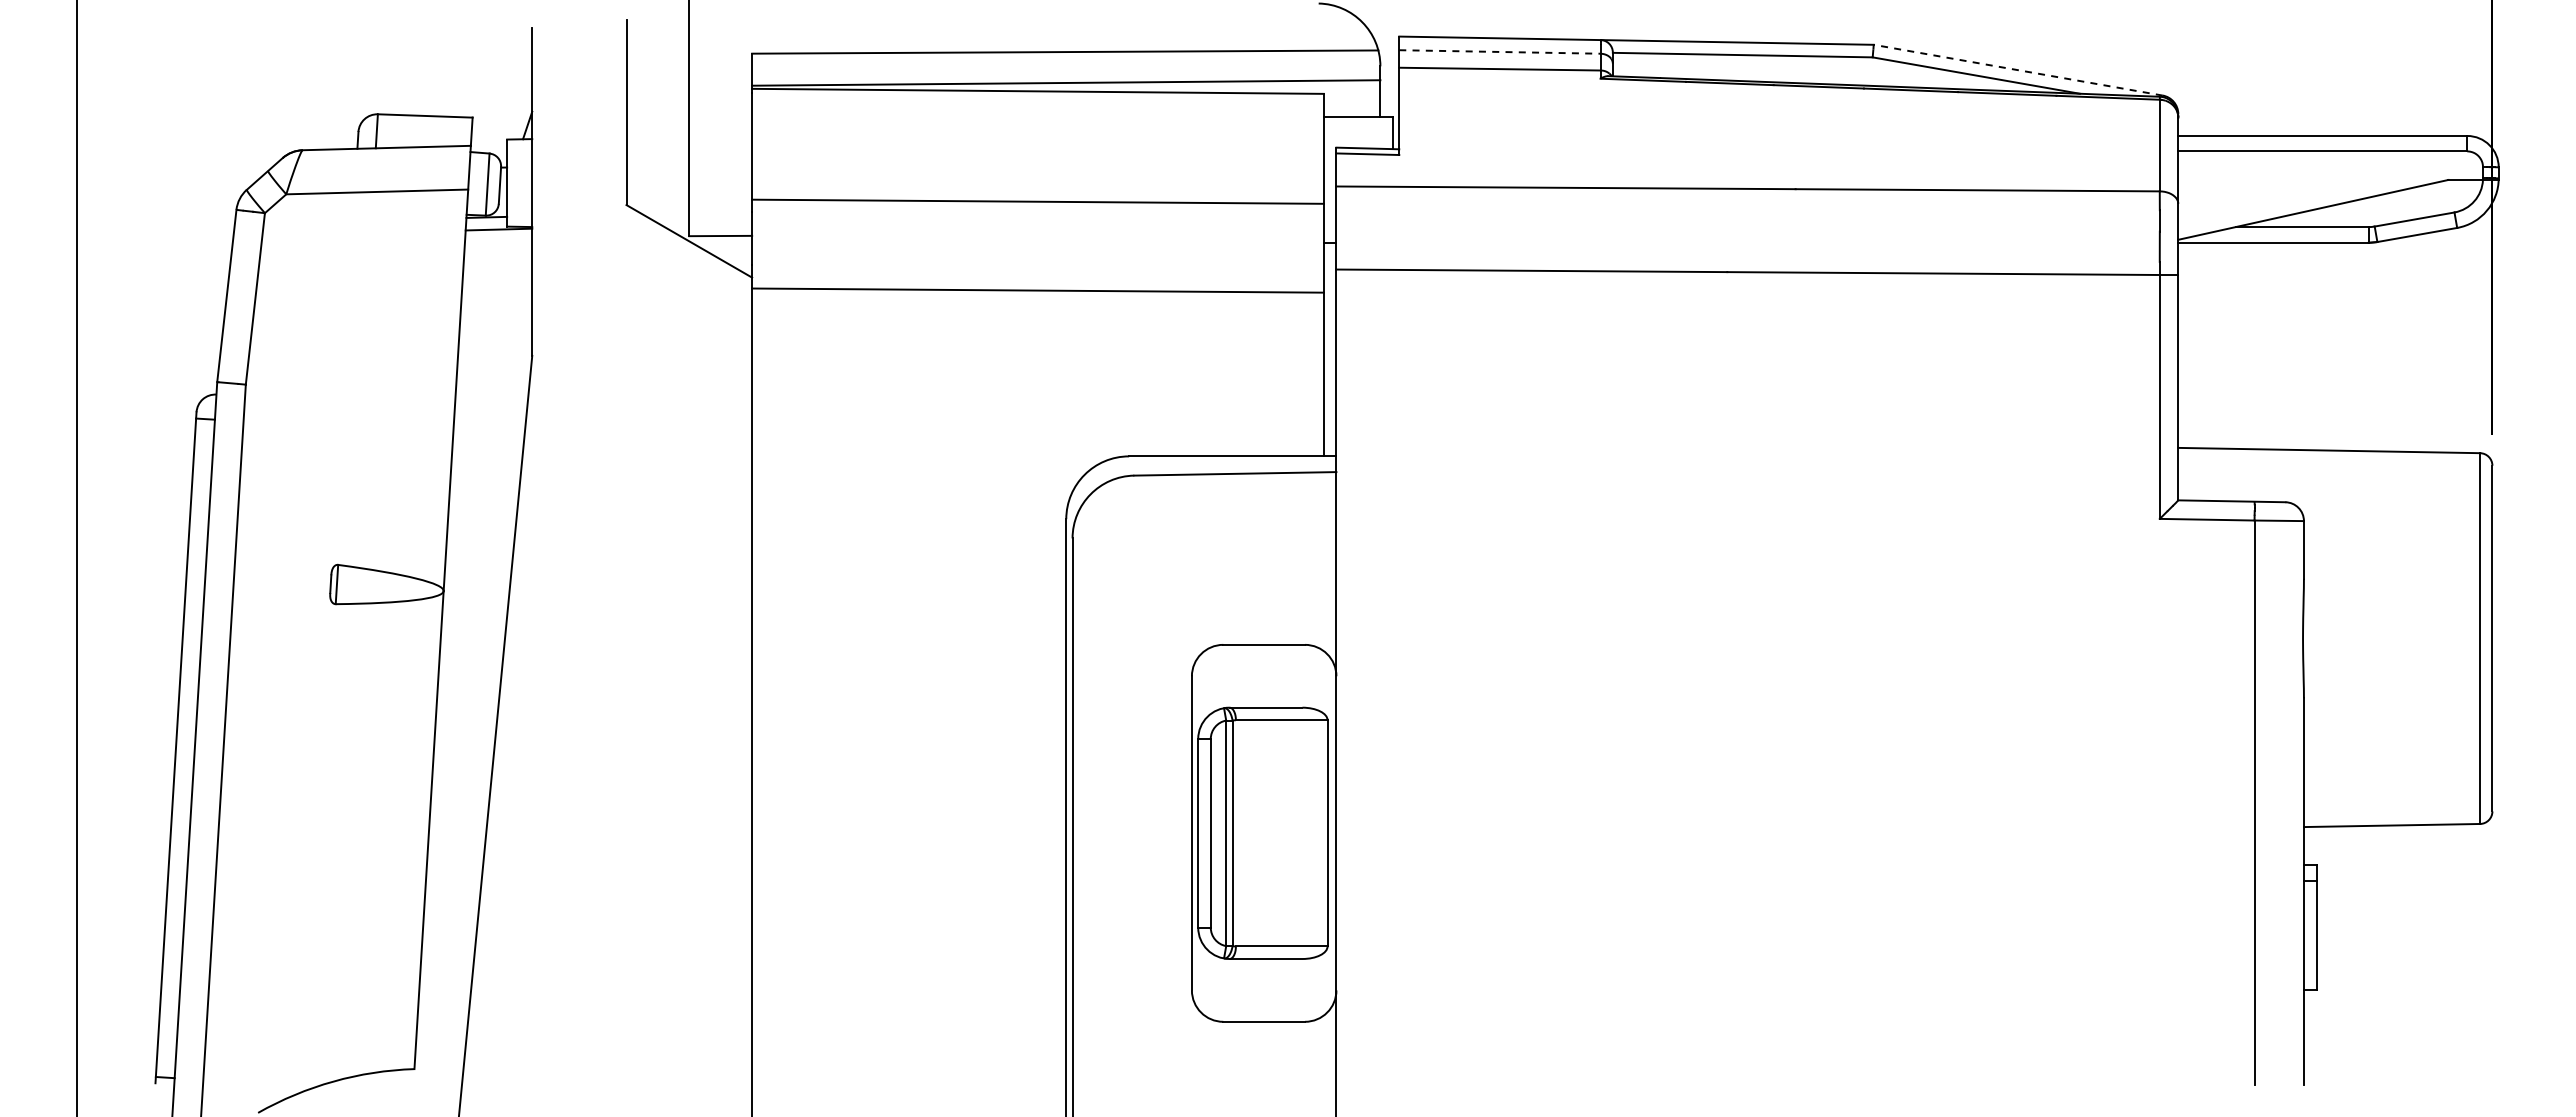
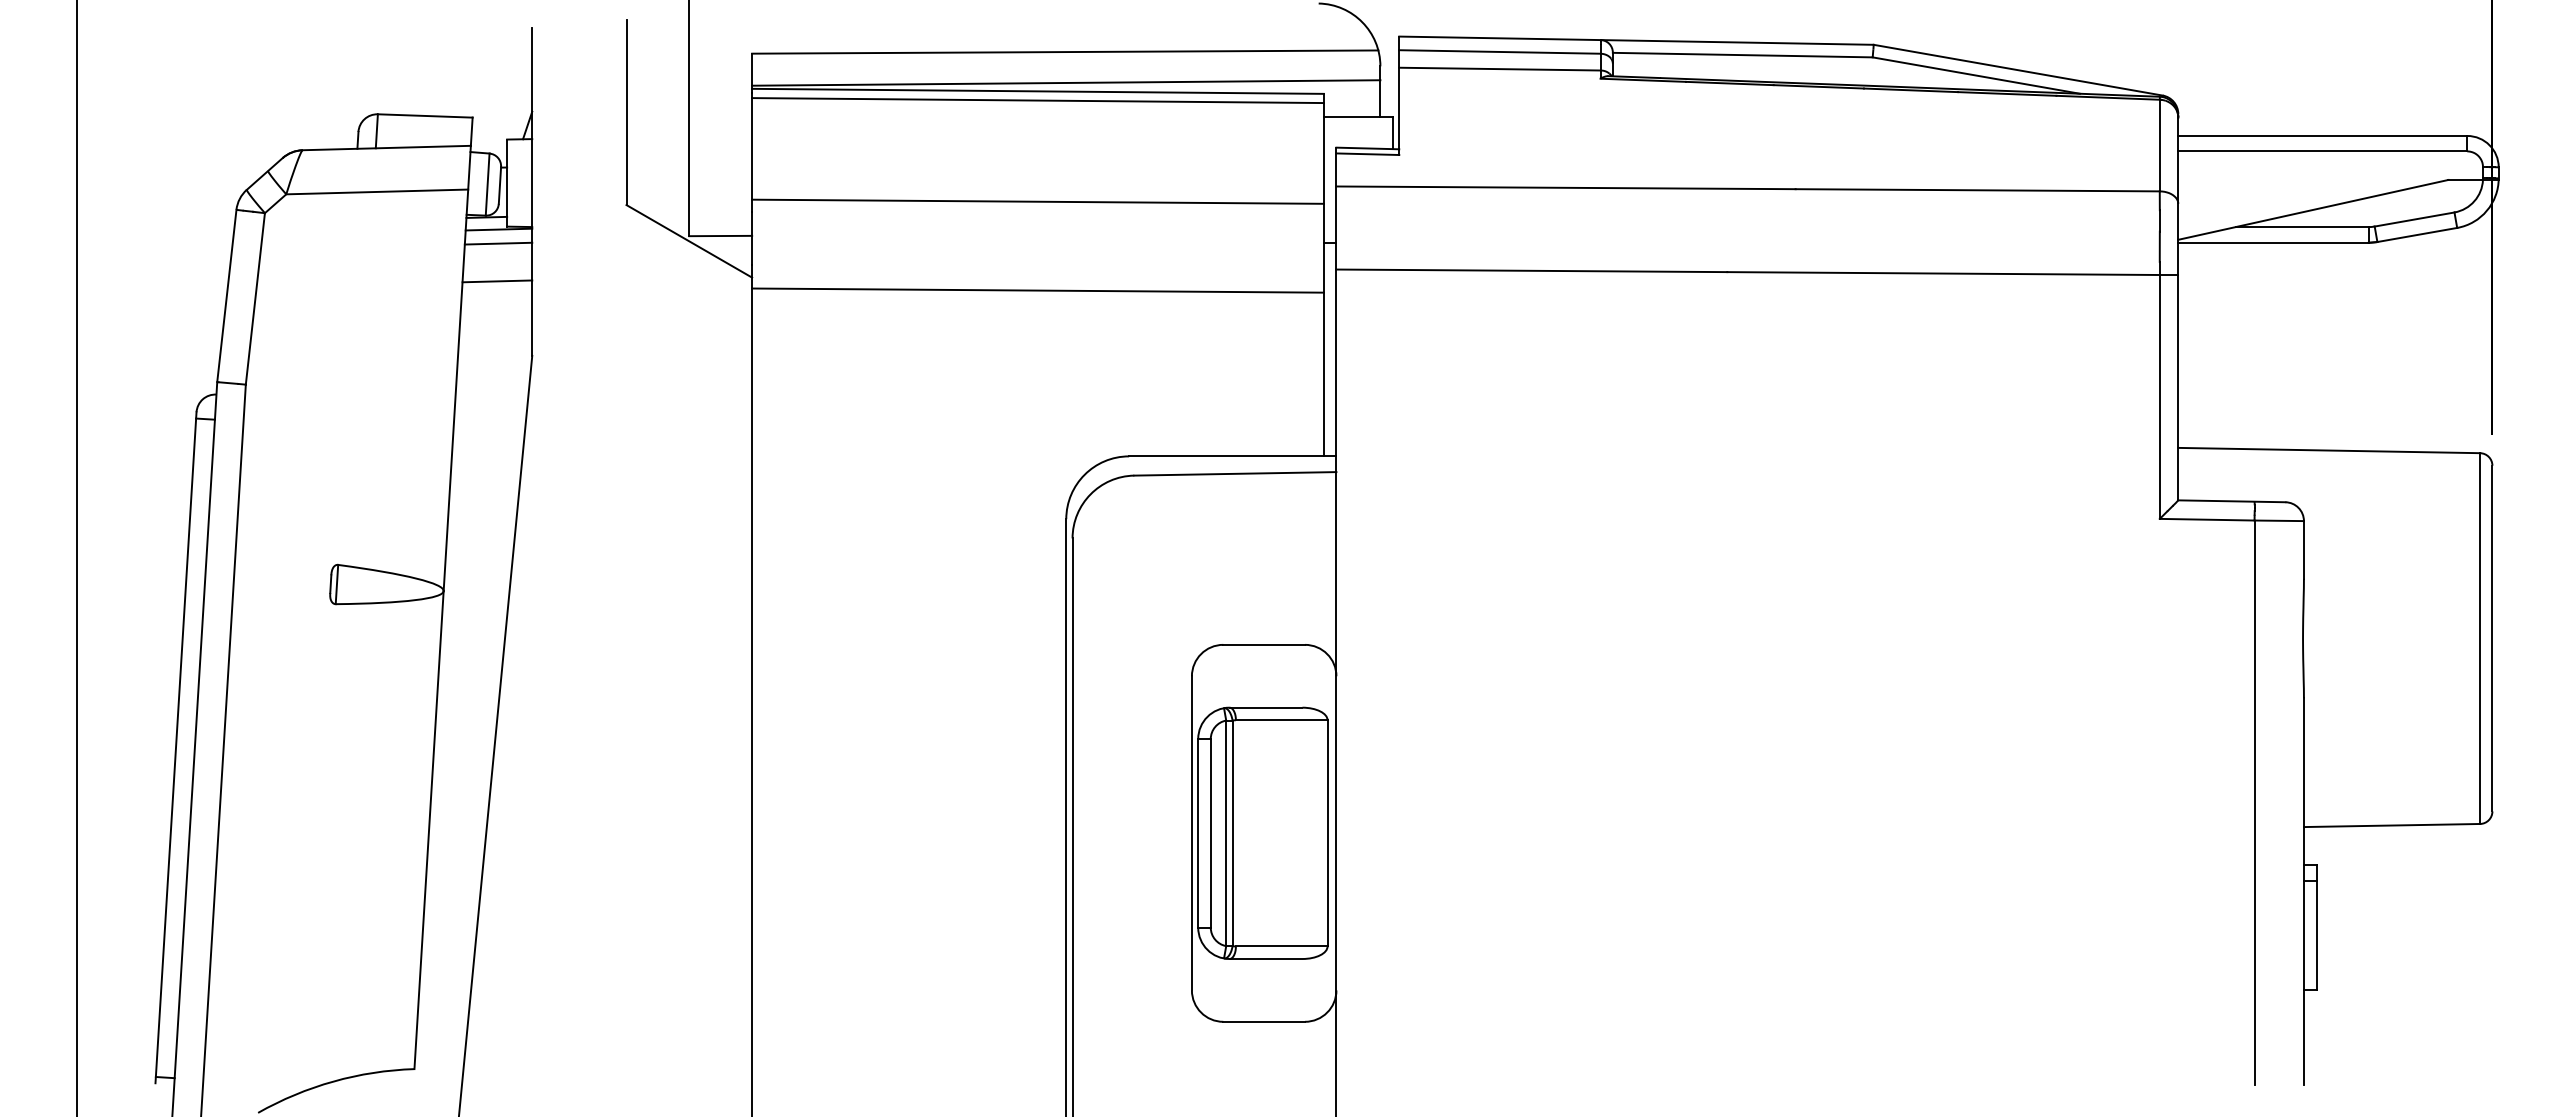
line: dashed -> solid (1499, 51)
line: dashed -> solid (2018, 70)
line: none -> present (1037, 100)
line: none -> present (498, 243)
line: none -> present (497, 281)
